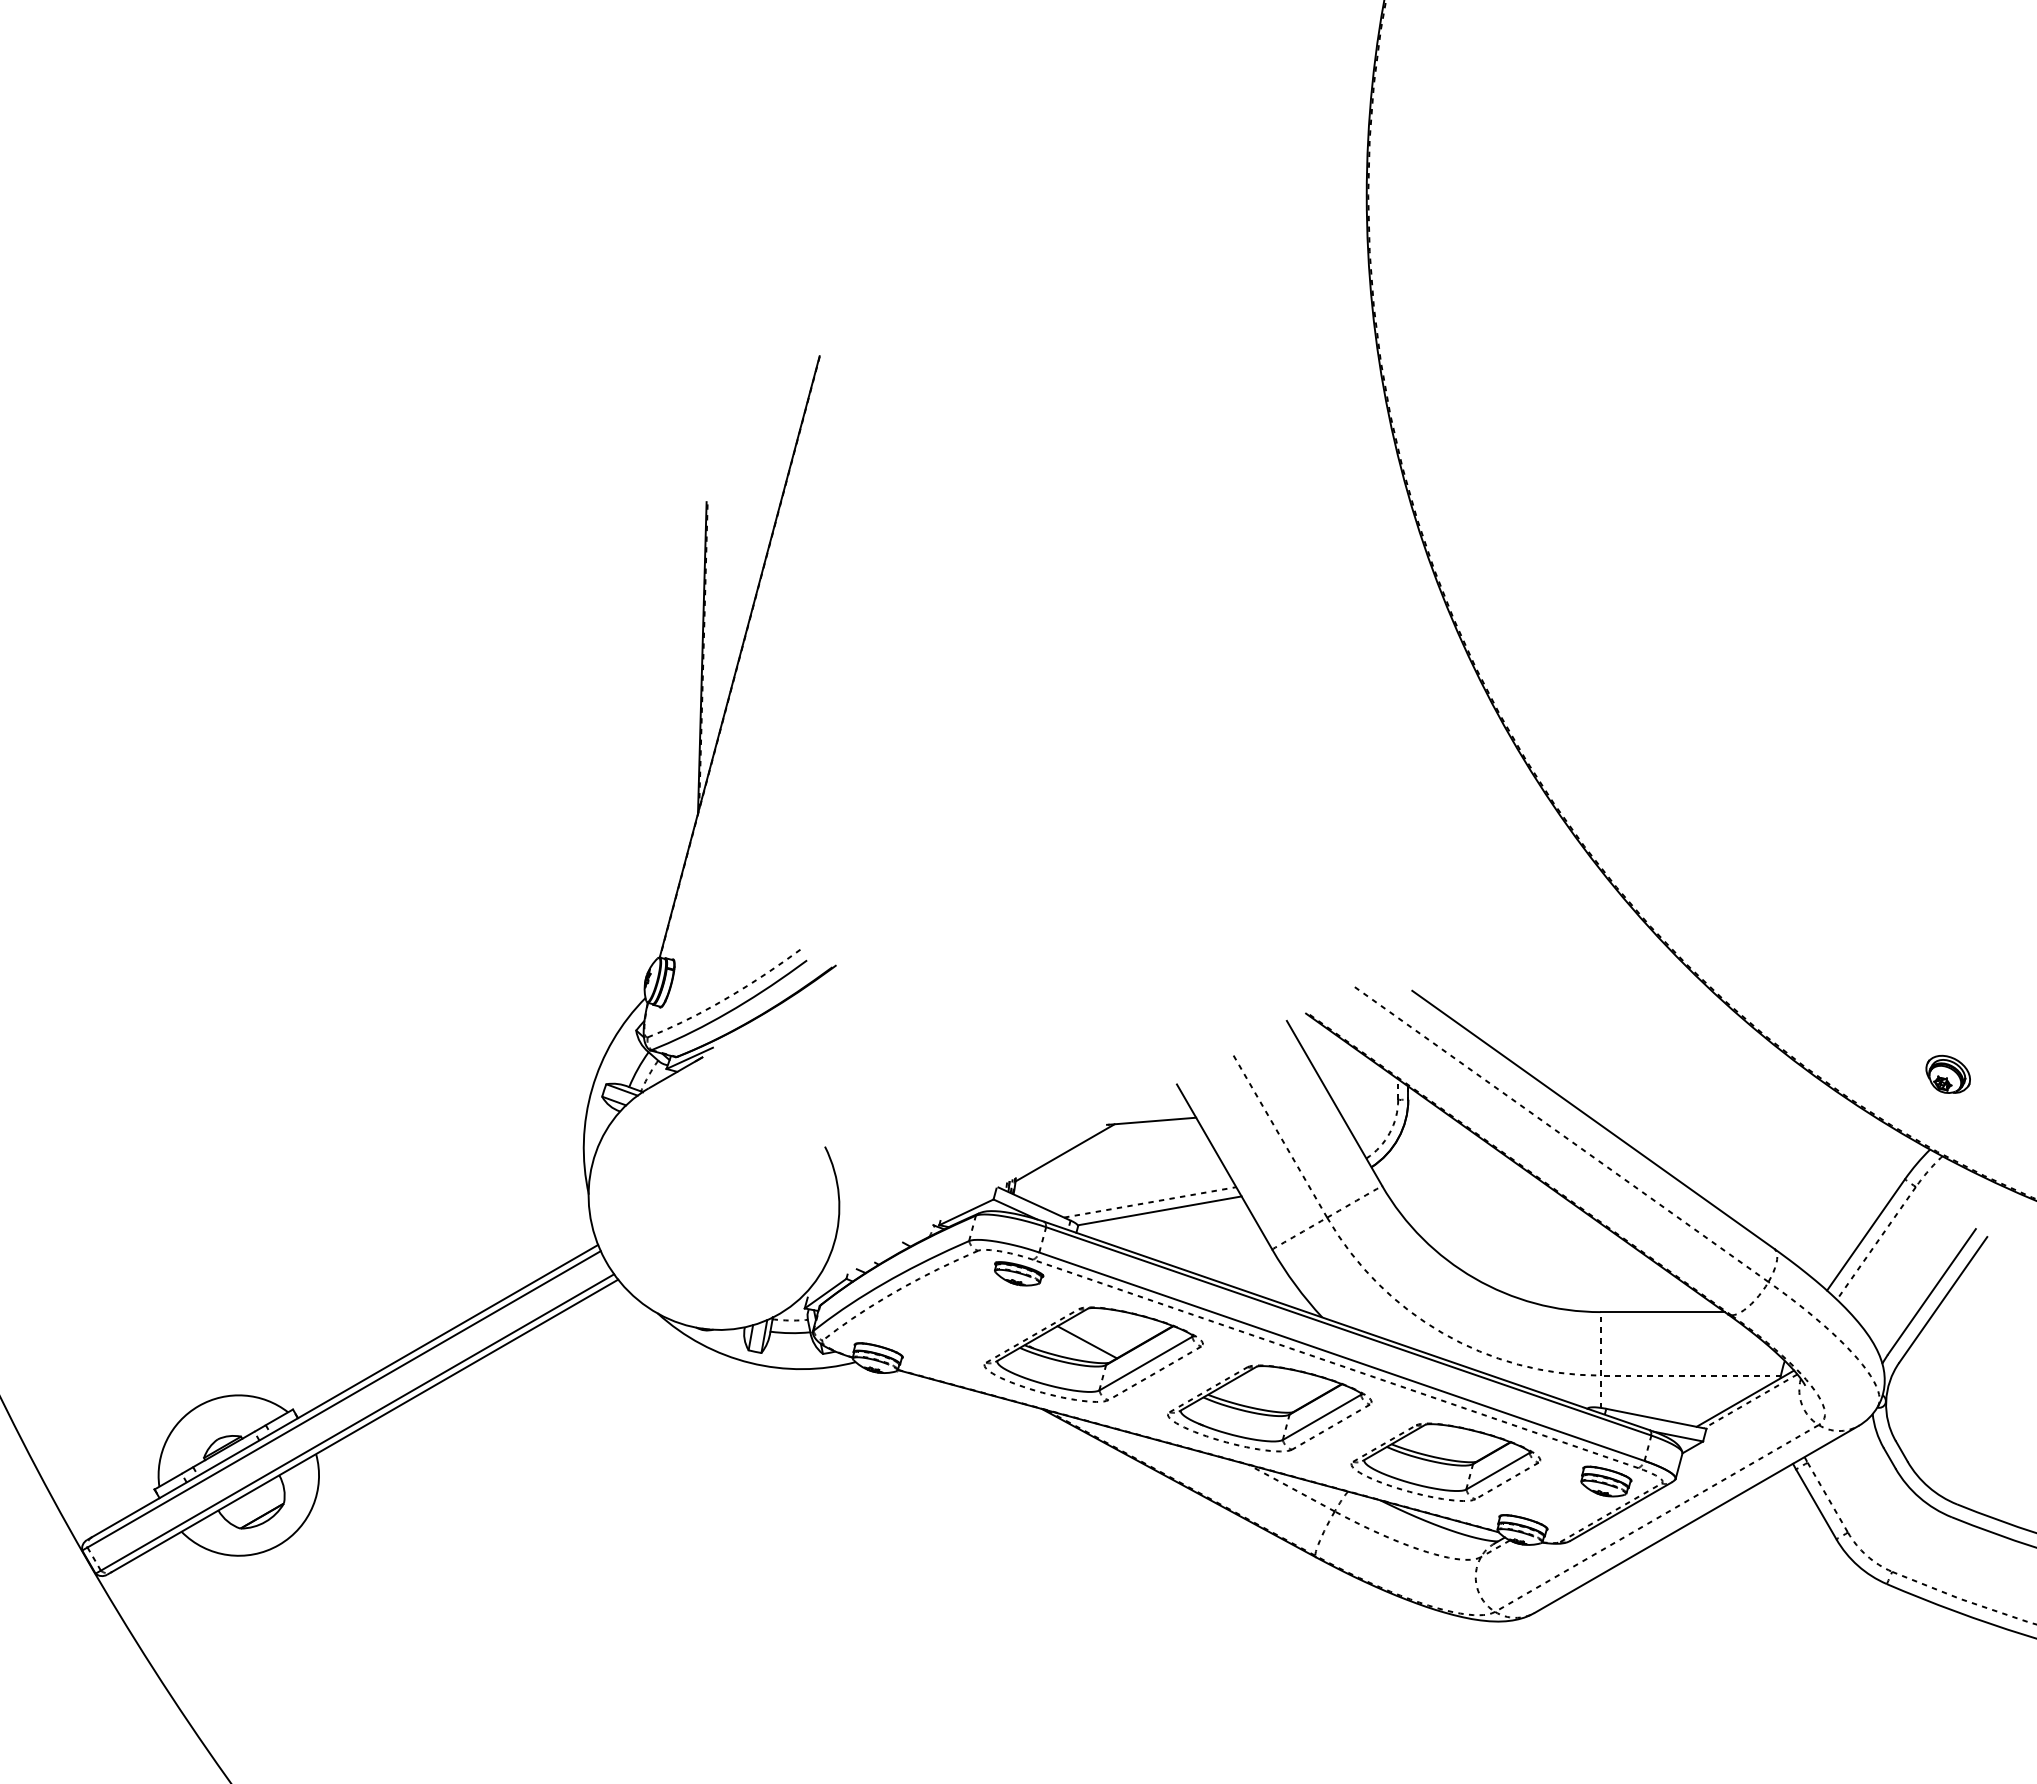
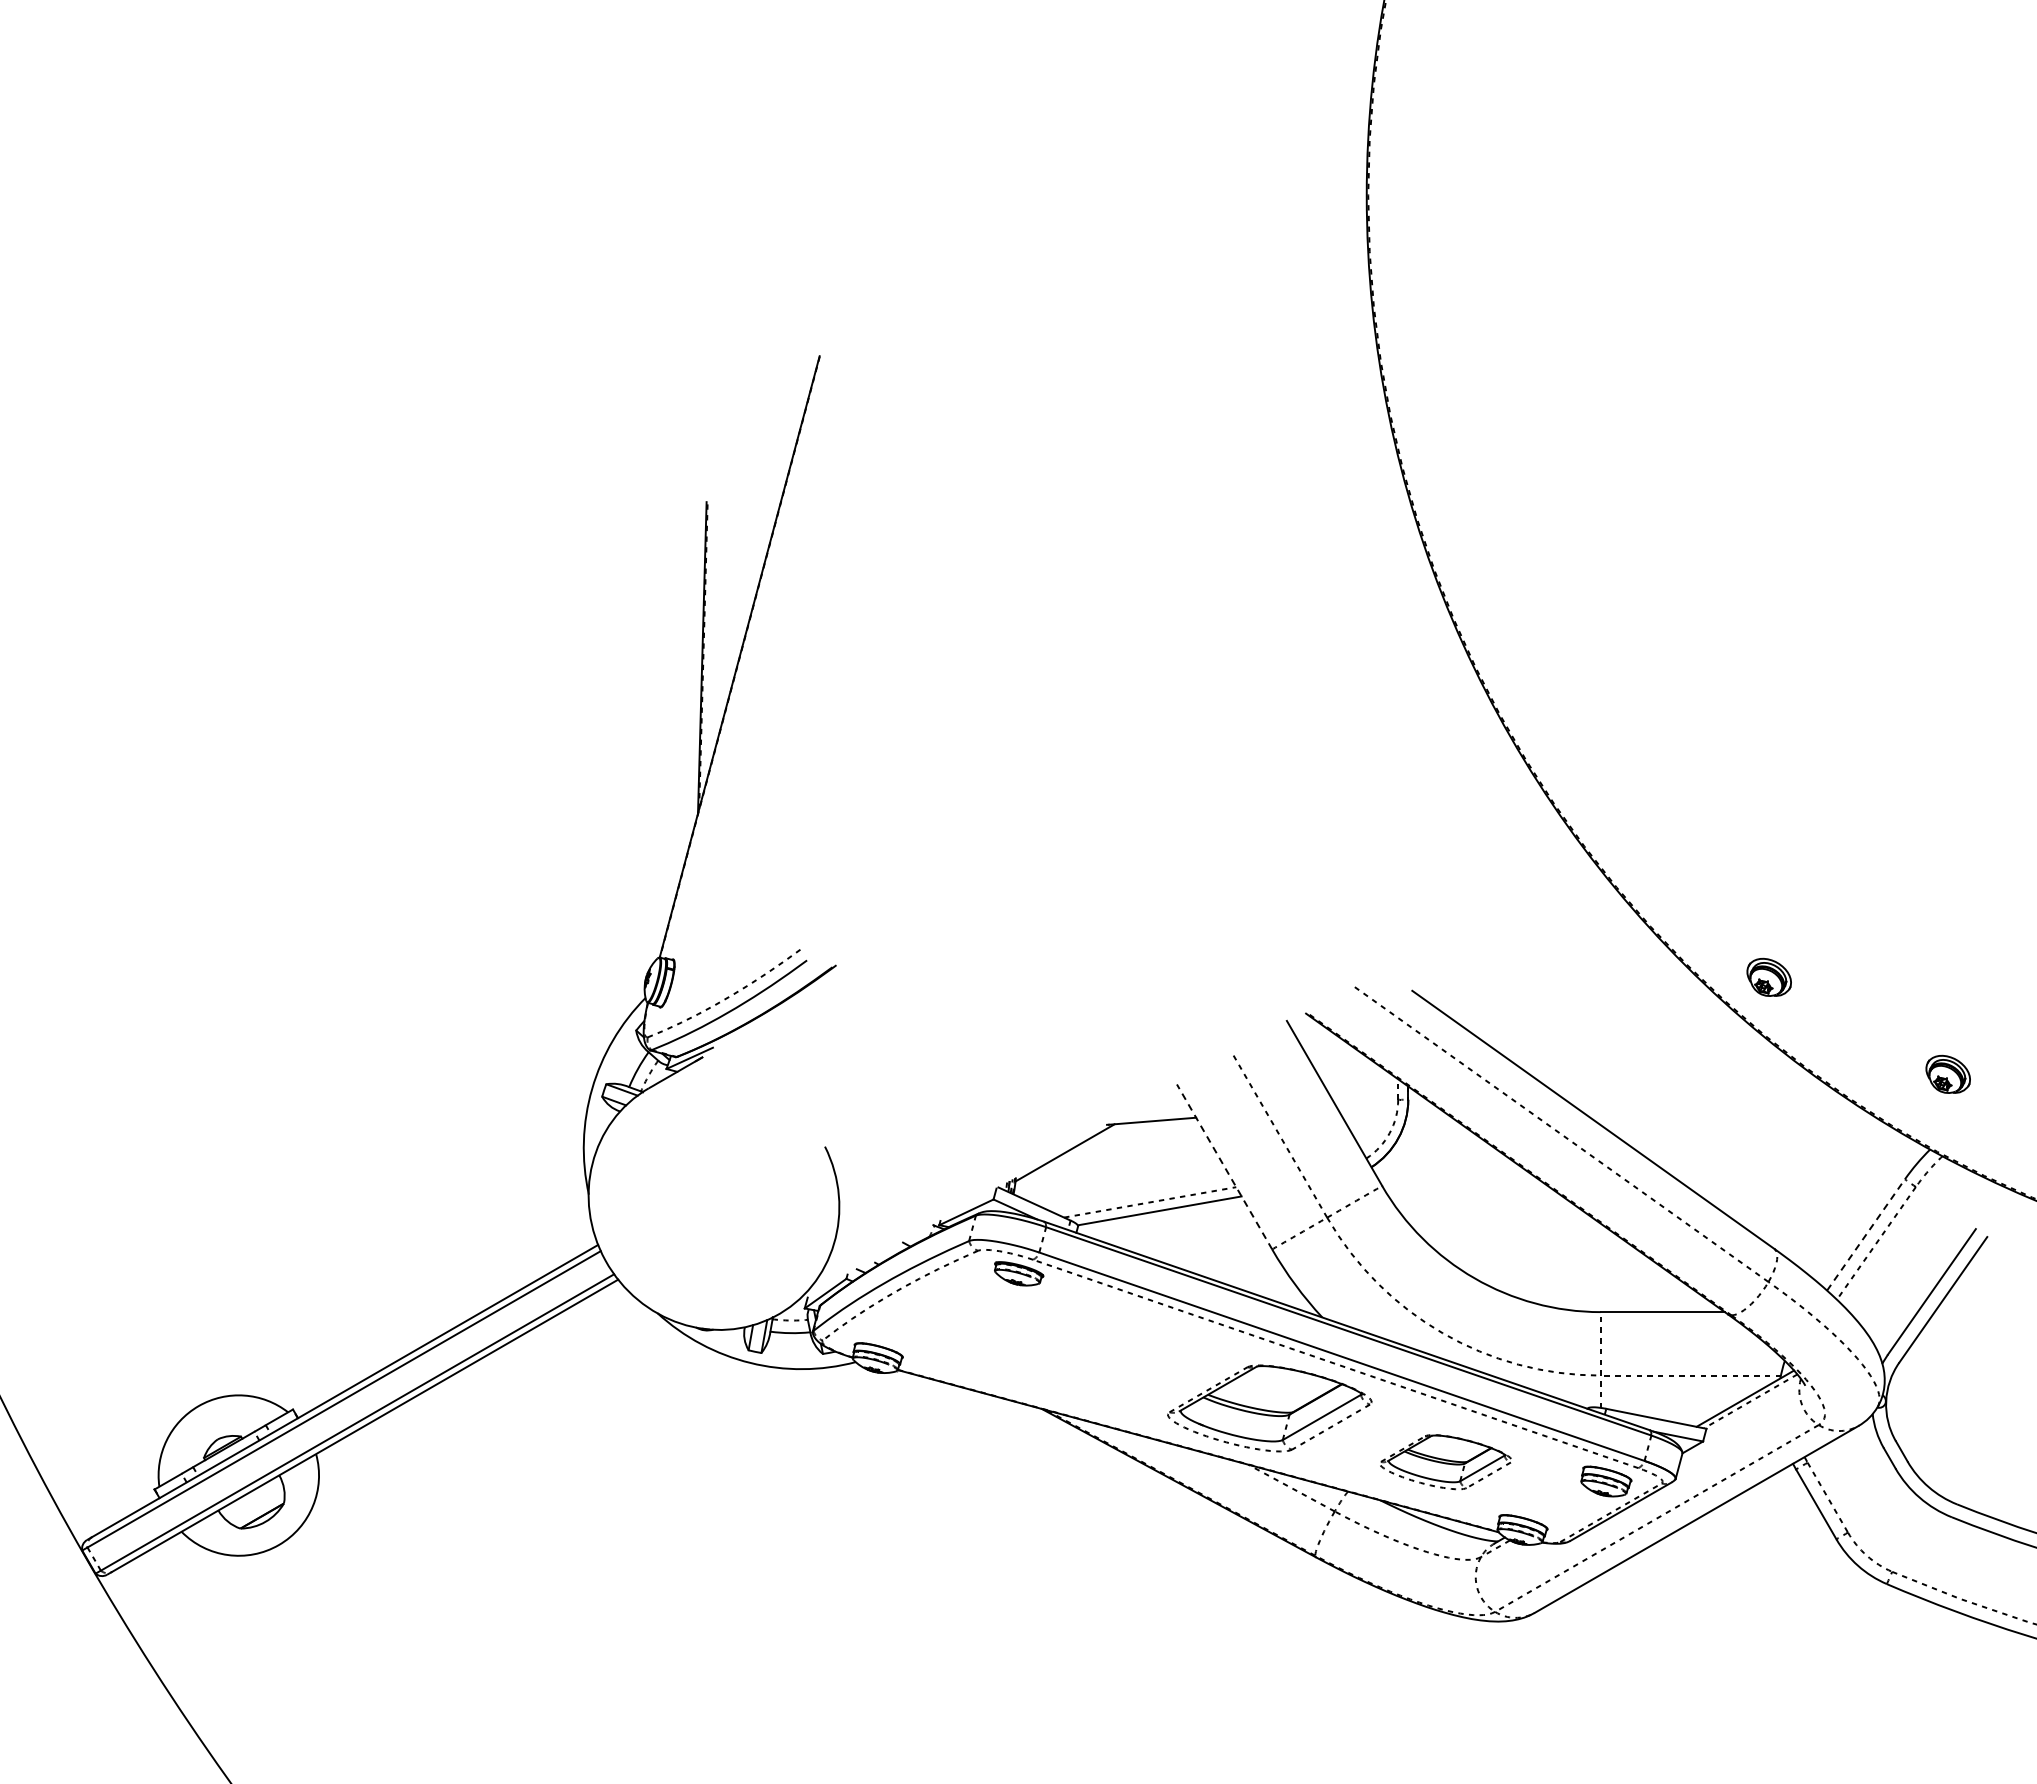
part: none -> present (1768, 976)
line: solid -> dashed (1224, 1166)
line: solid -> dashed (1865, 1235)
part: present -> none (1093, 1354)
part size: 192x80 px -> 132x57 px (1445, 1462)
